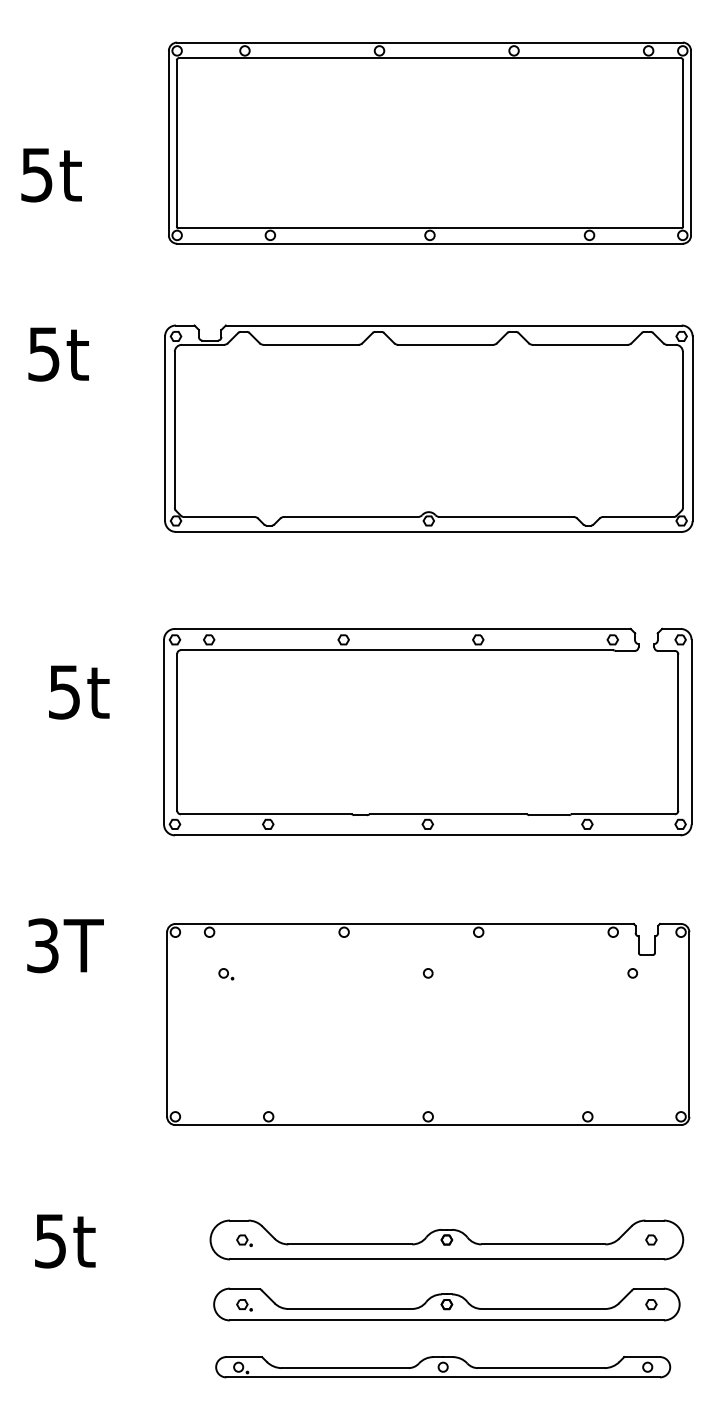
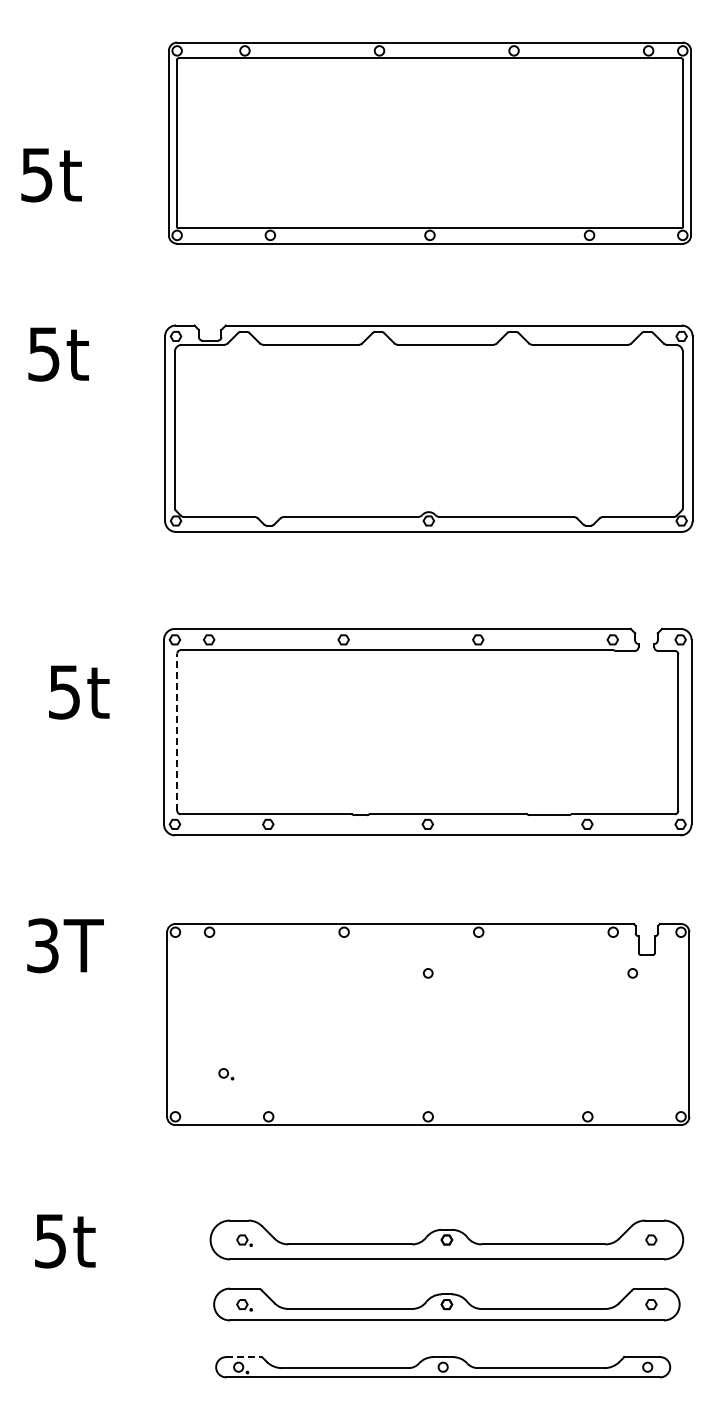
line: solid -> dashed (177, 732)
part position: (226, 974) -> (226, 1074) (226, 1074)
line: solid -> dashed (244, 1357)
